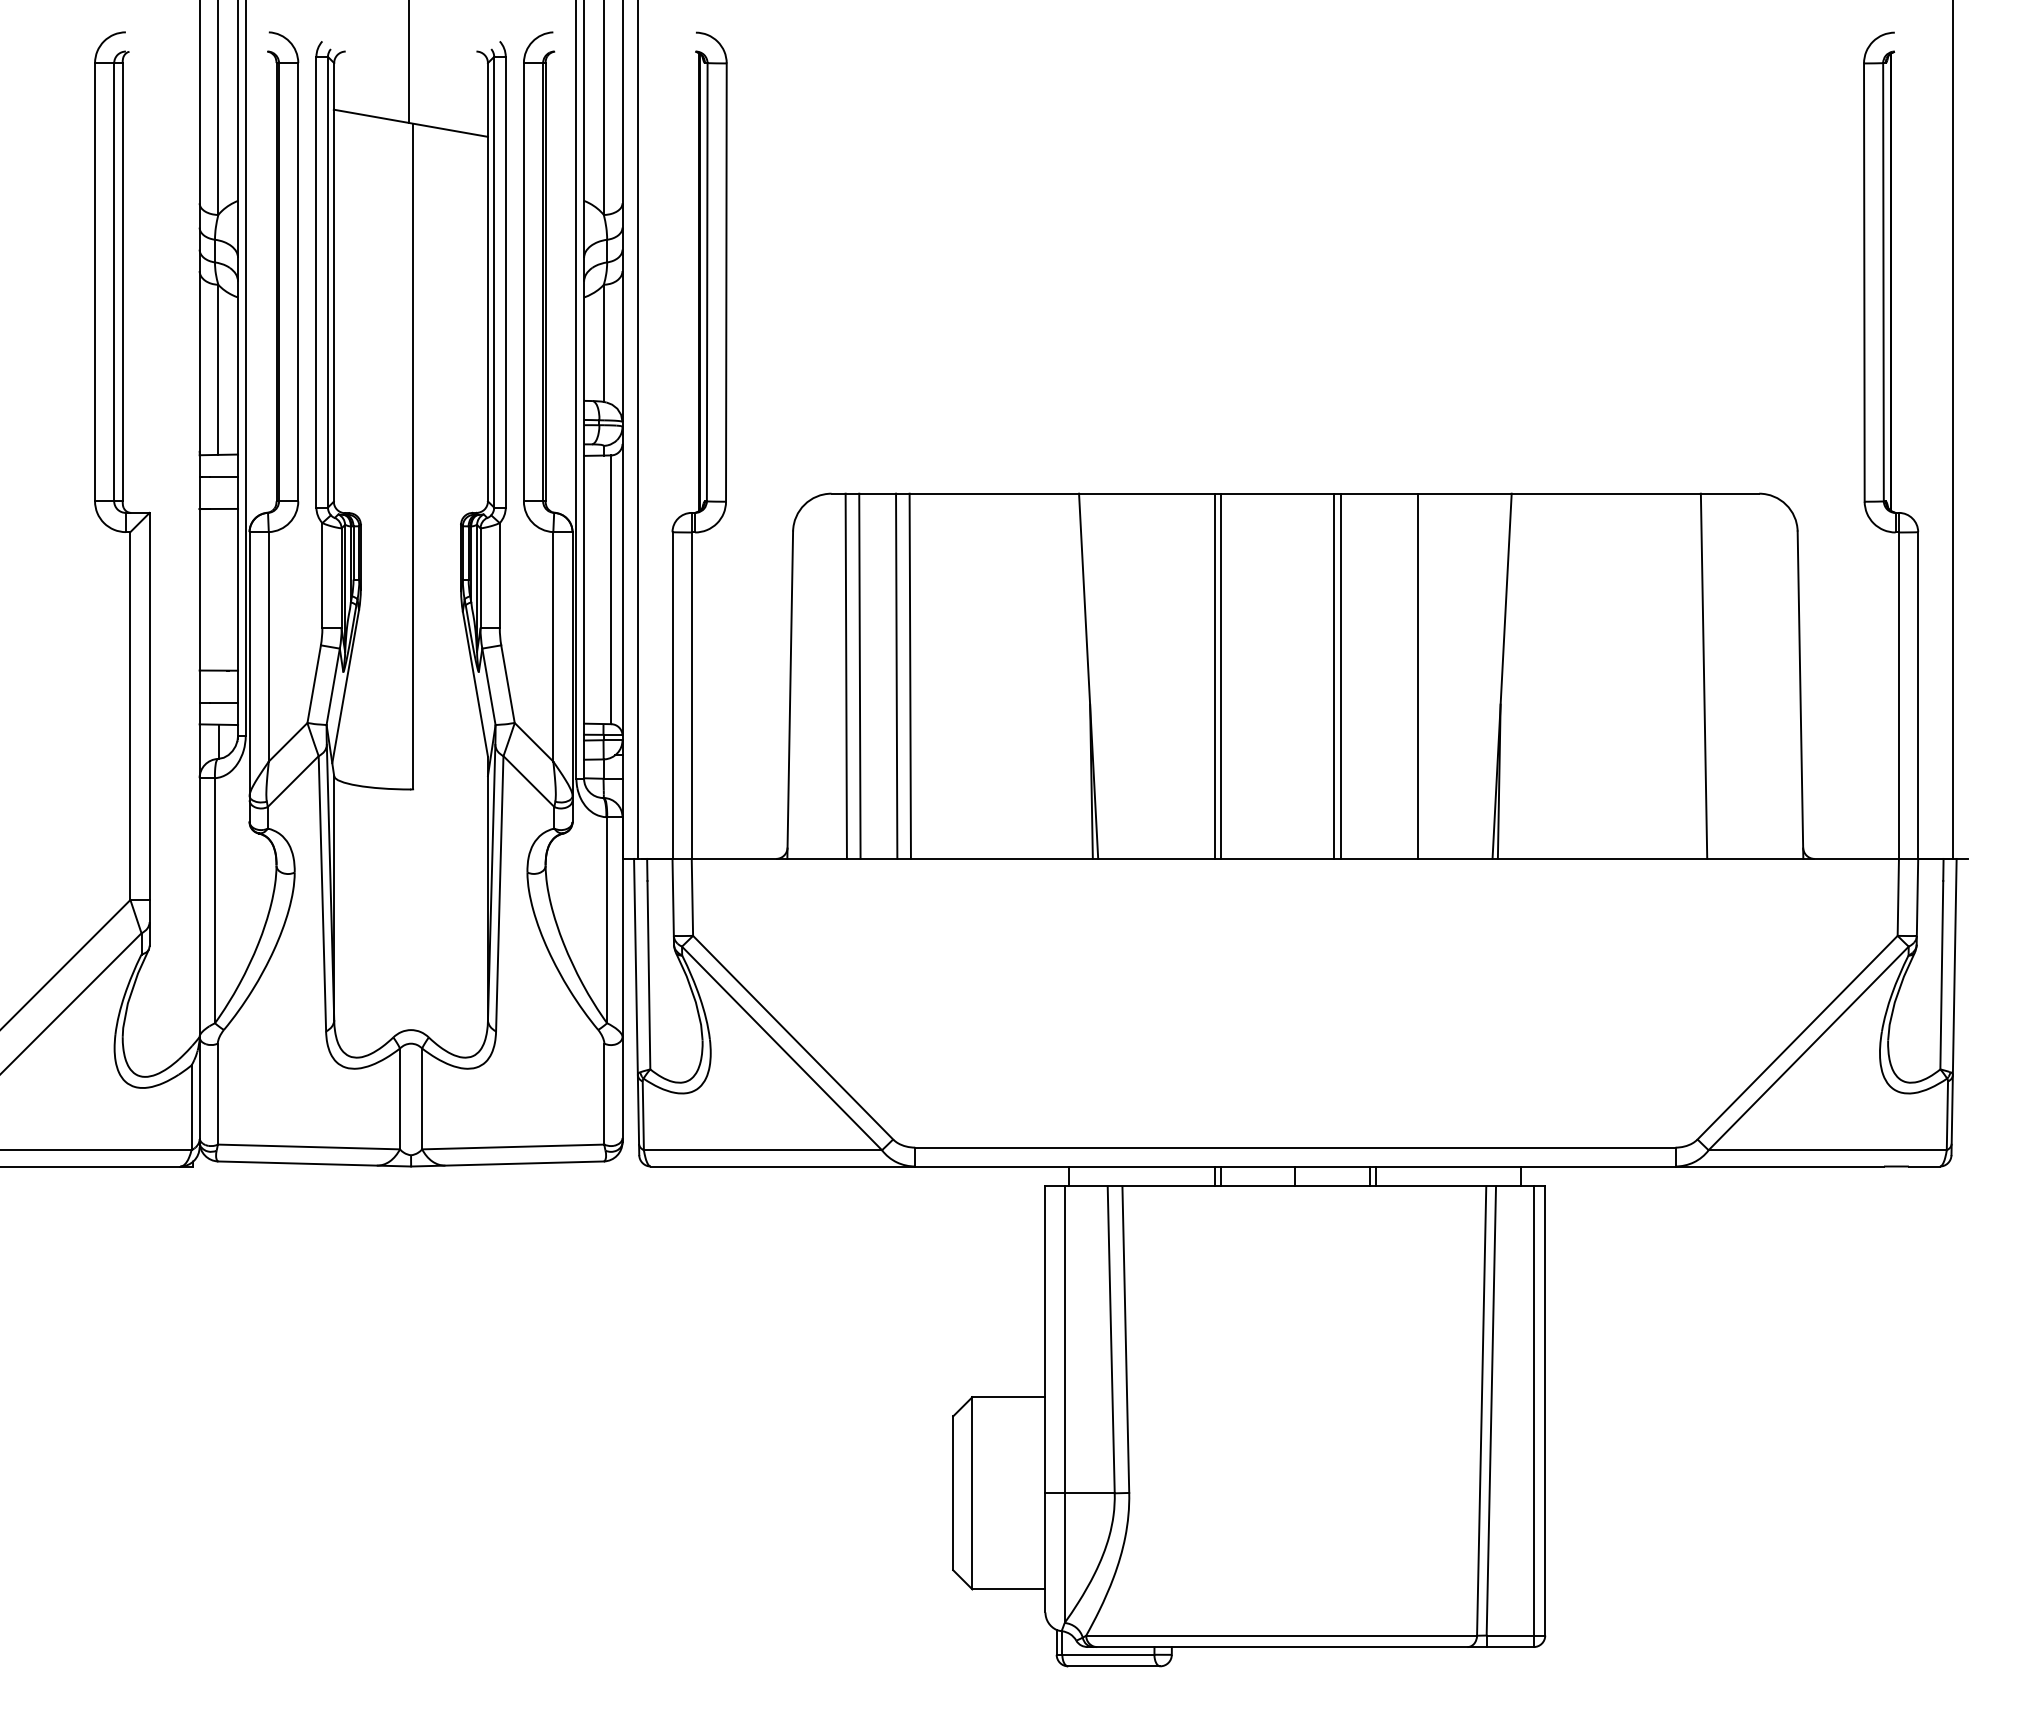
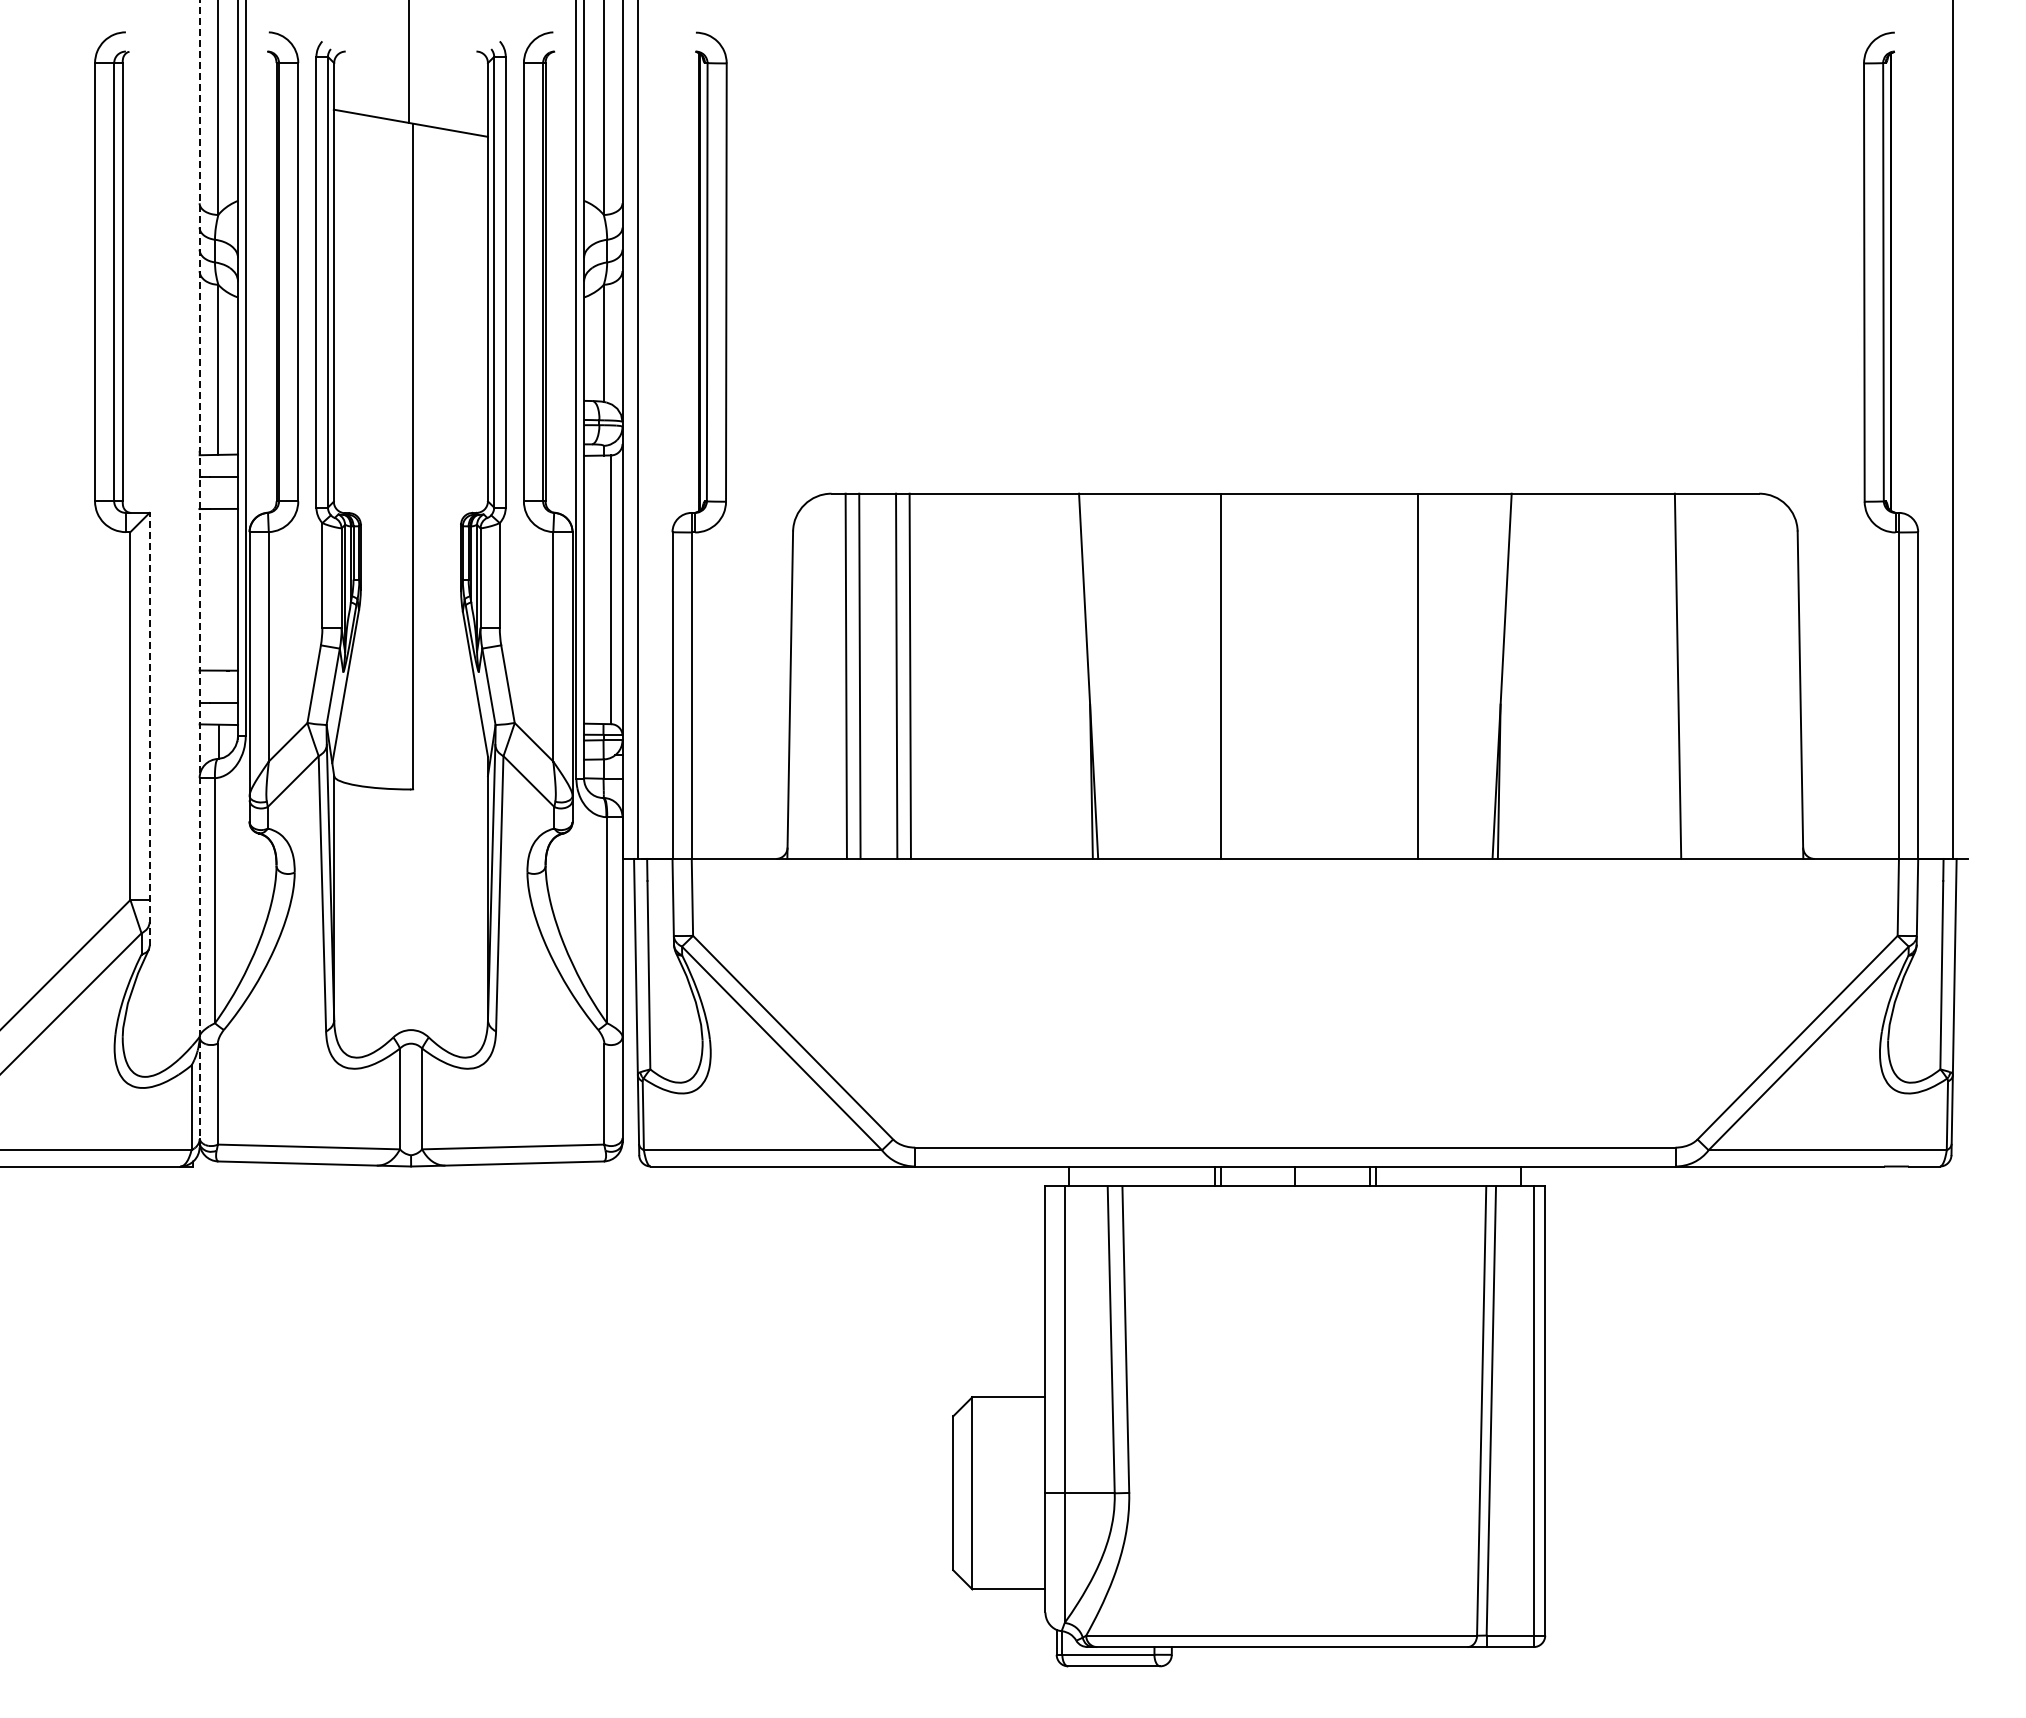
line: solid -> dashed (199, 573)
line: present -> none (1215, 675)
line: present -> none (1333, 675)
line: present -> none (1341, 675)
line position: (1703, 675) -> (1677, 675) (1677, 675)
line: solid -> dashed (149, 729)
